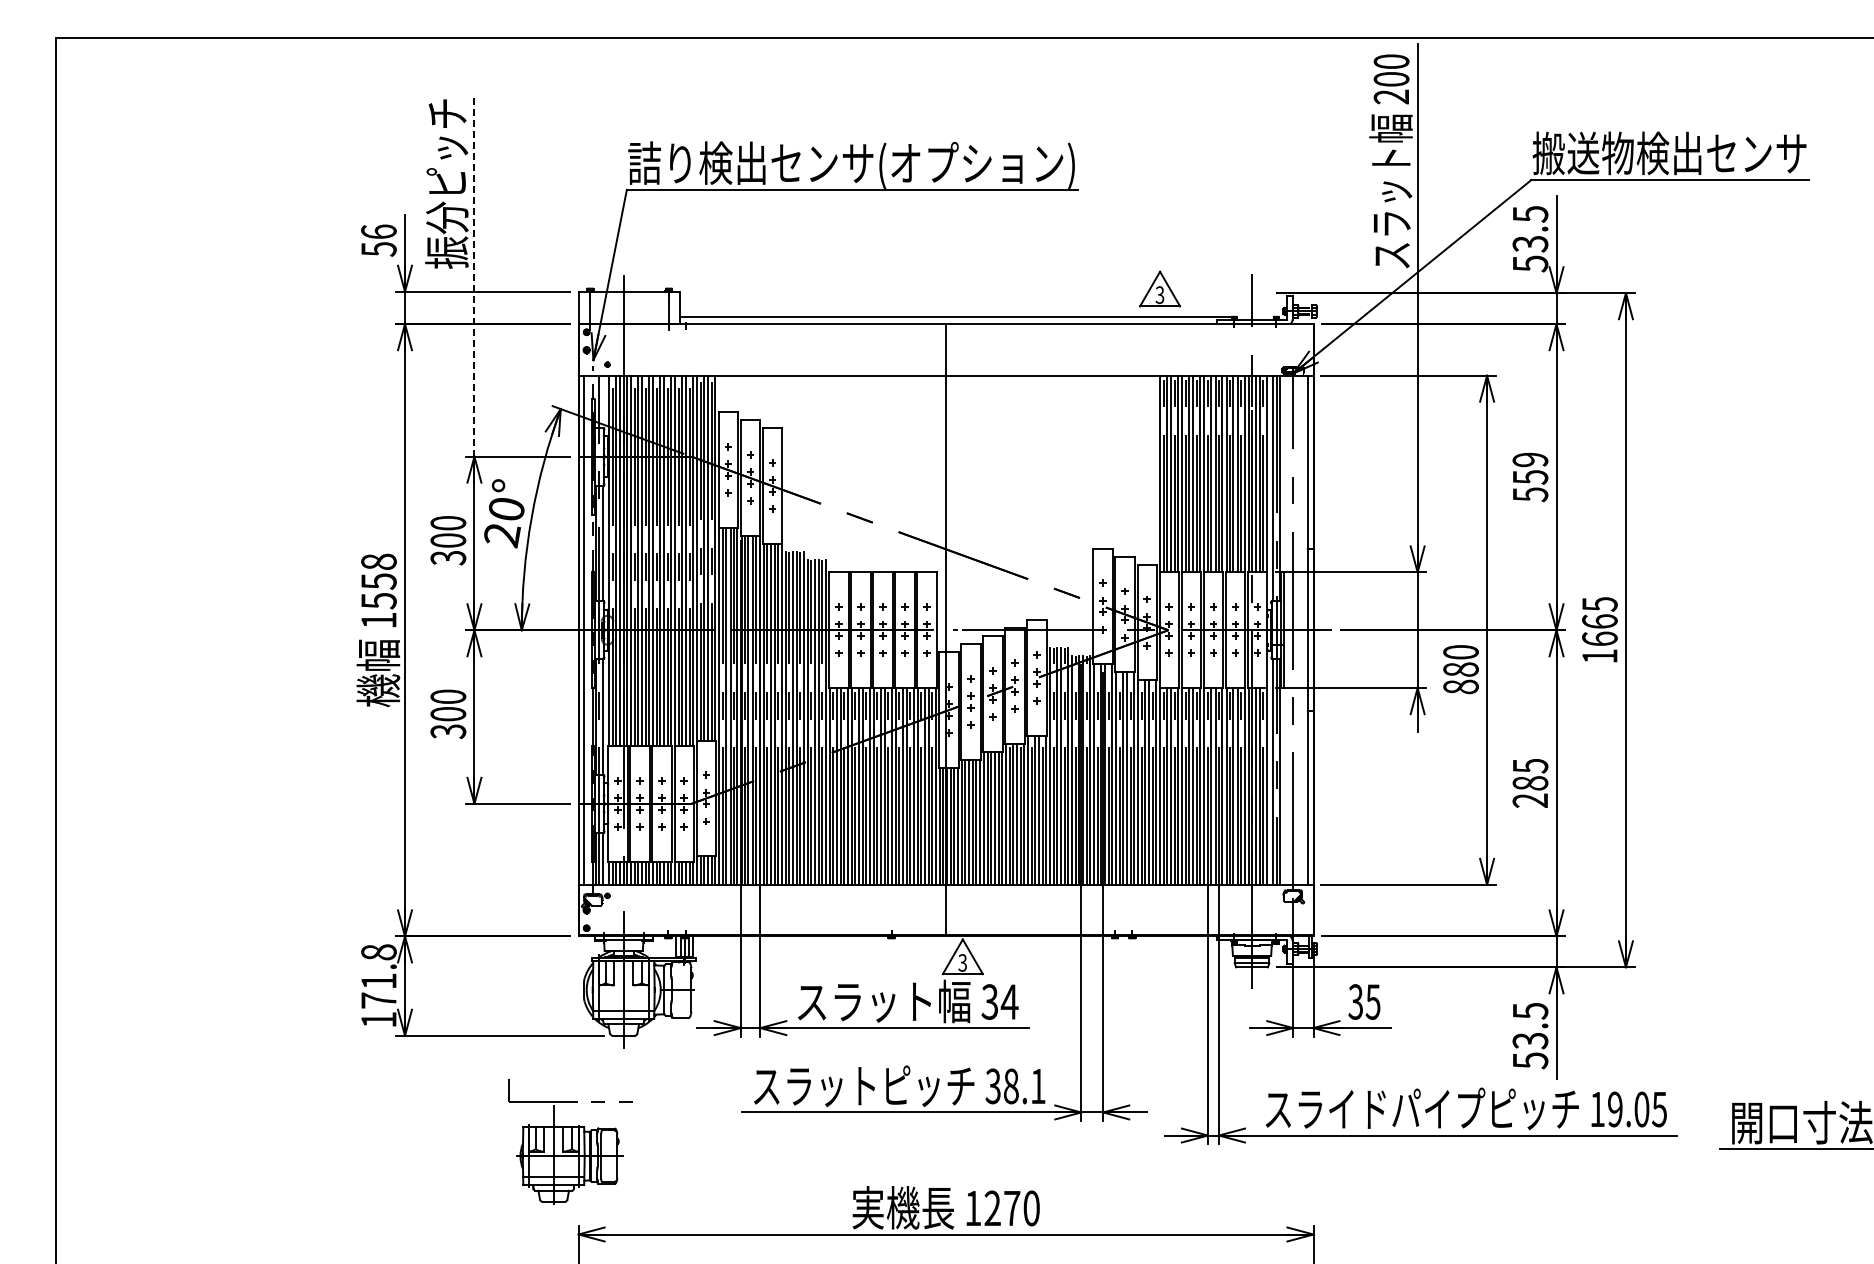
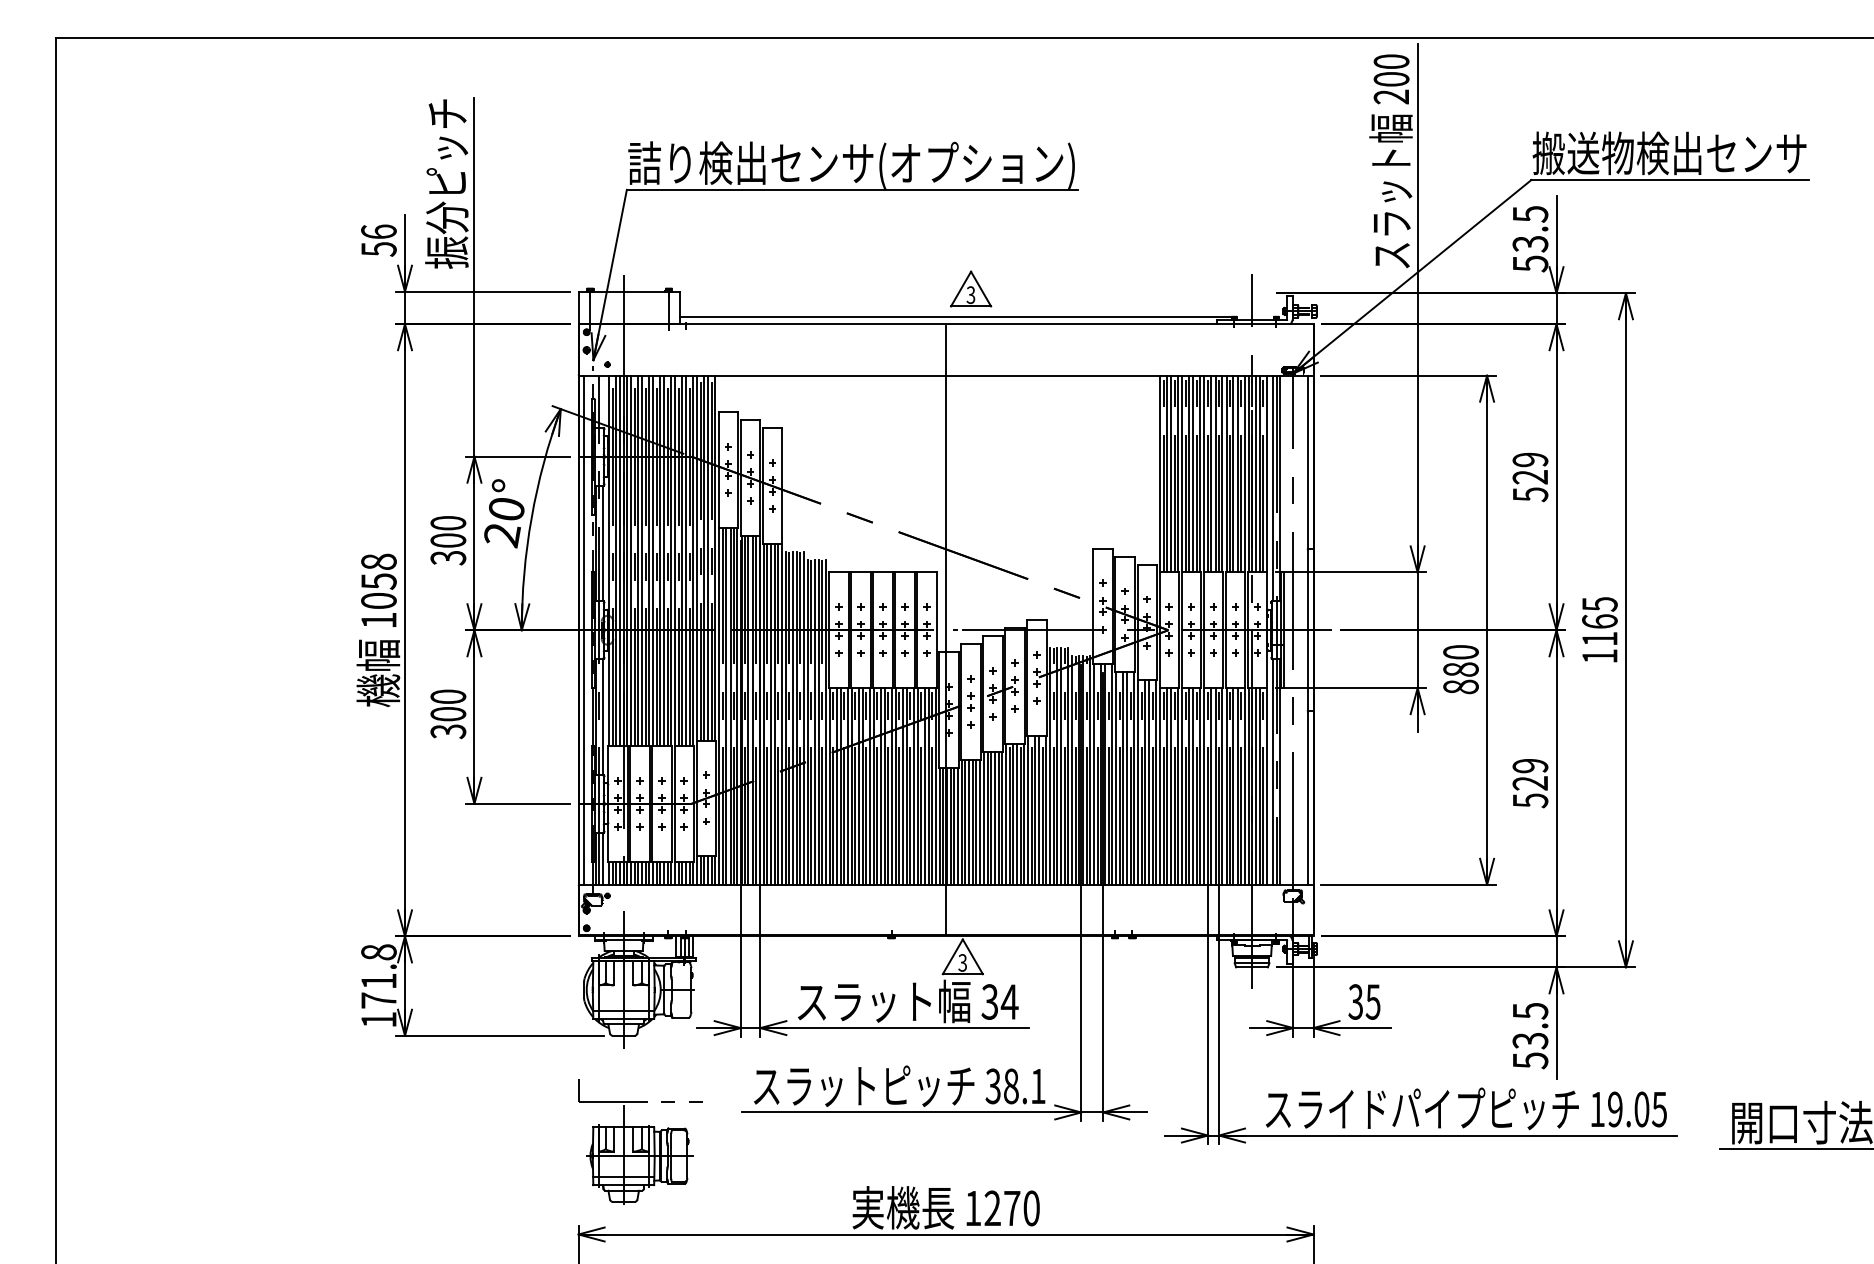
line: dashed -> solid (474, 276)
part position: (1160, 288) -> (971, 288) (971, 288)
text: 559 -> 529 (1530, 477)
text: 1558 -> 1058 (378, 601)
text: 1665 -> 1165 (1599, 638)
text: 285 -> 529 (1530, 783)
part position: (570, 1141) -> (640, 1141) (640, 1141)
